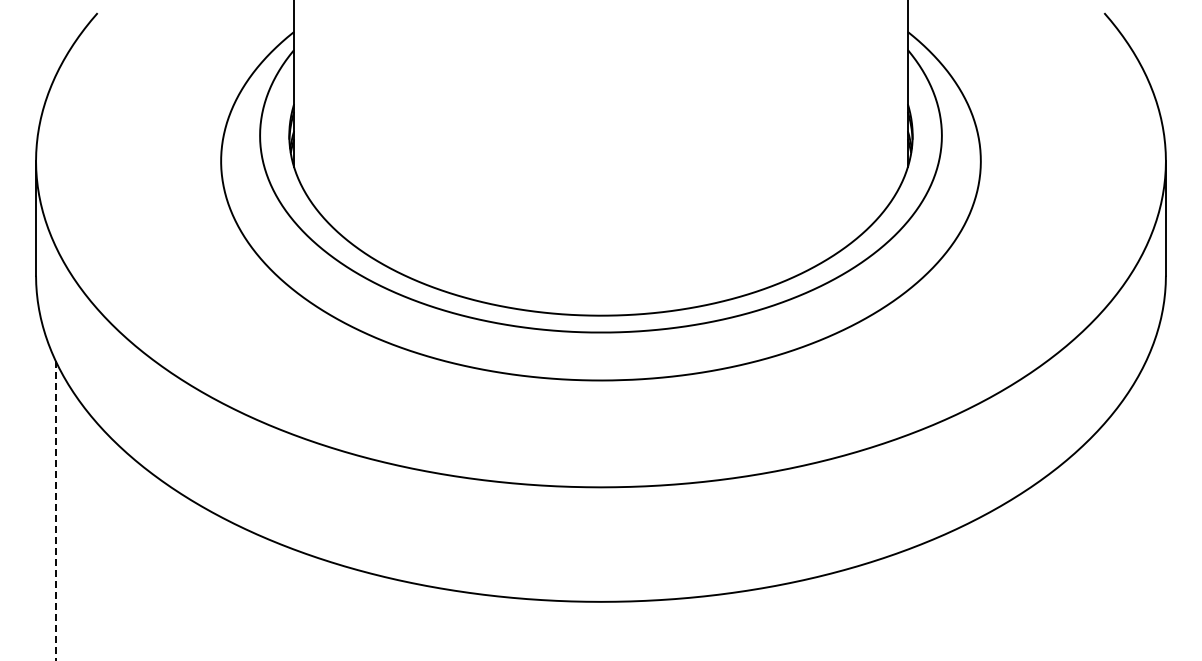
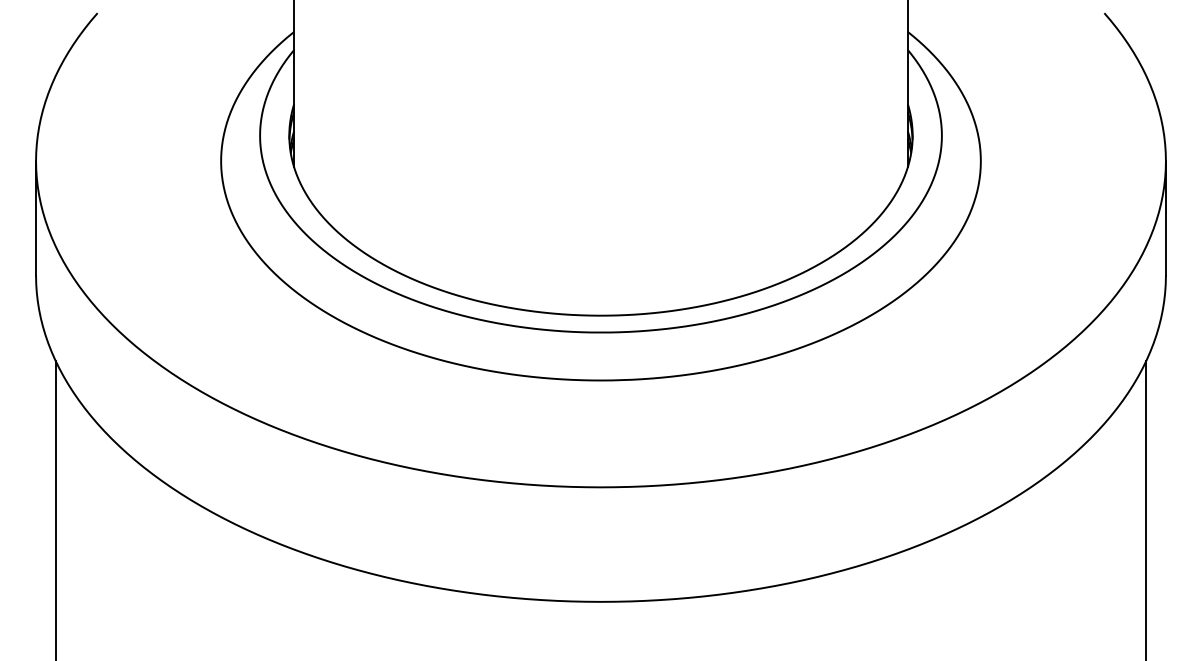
line: none -> present (1146, 508)
line: dashed -> solid (55, 510)
